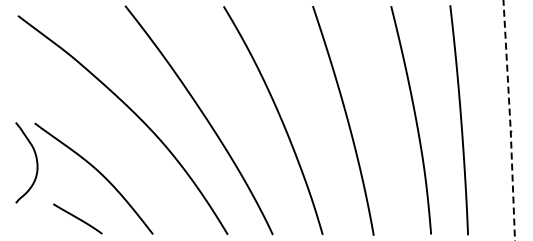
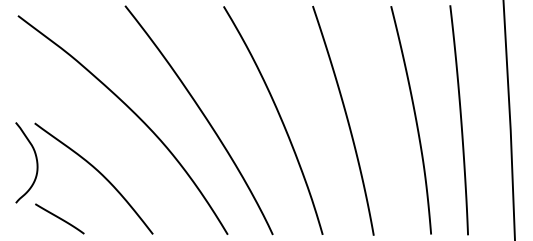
line: dashed -> solid (510, 121)
line position: (77, 218) -> (59, 218) (59, 218)
